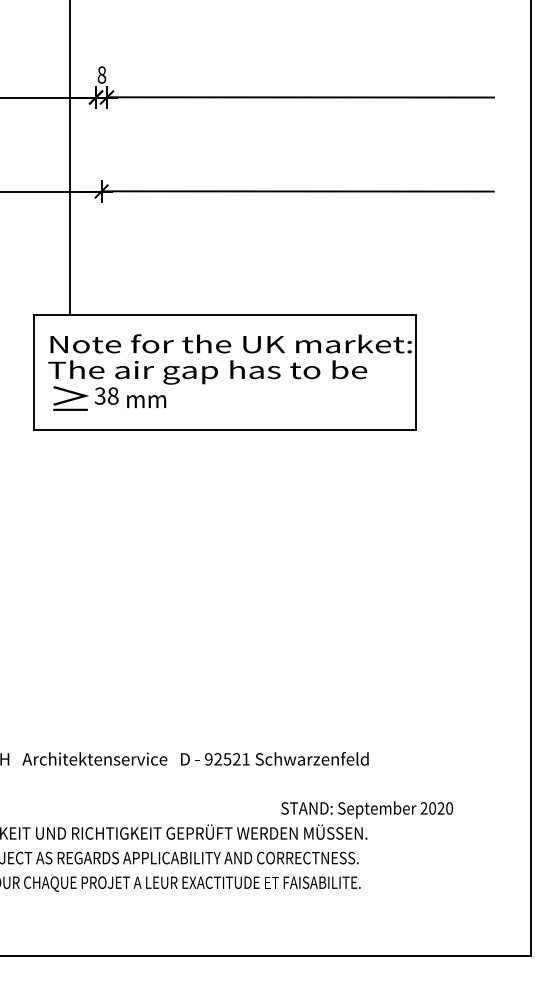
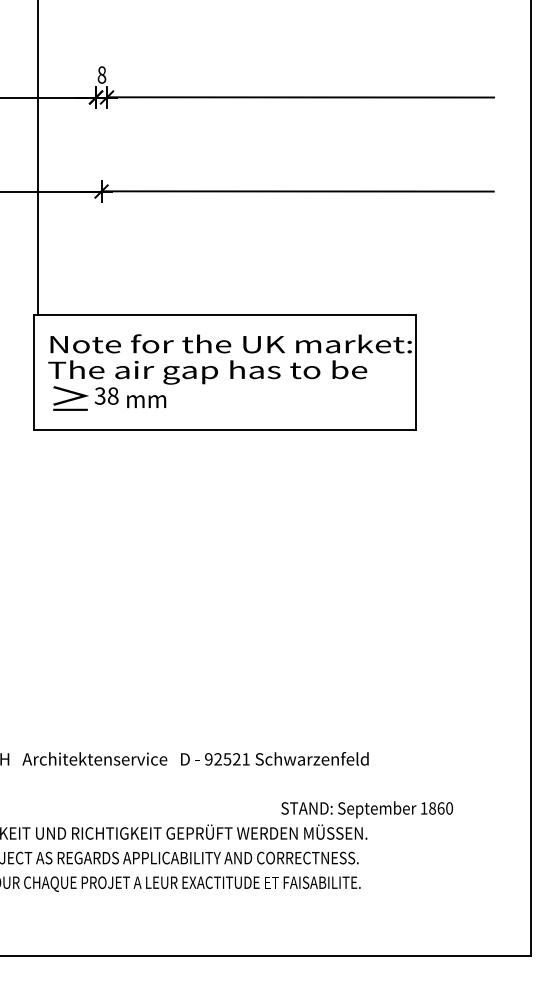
line position: (69, 158) -> (37, 158) (37, 158)
text: 2020 -> 1860 (432, 808)
